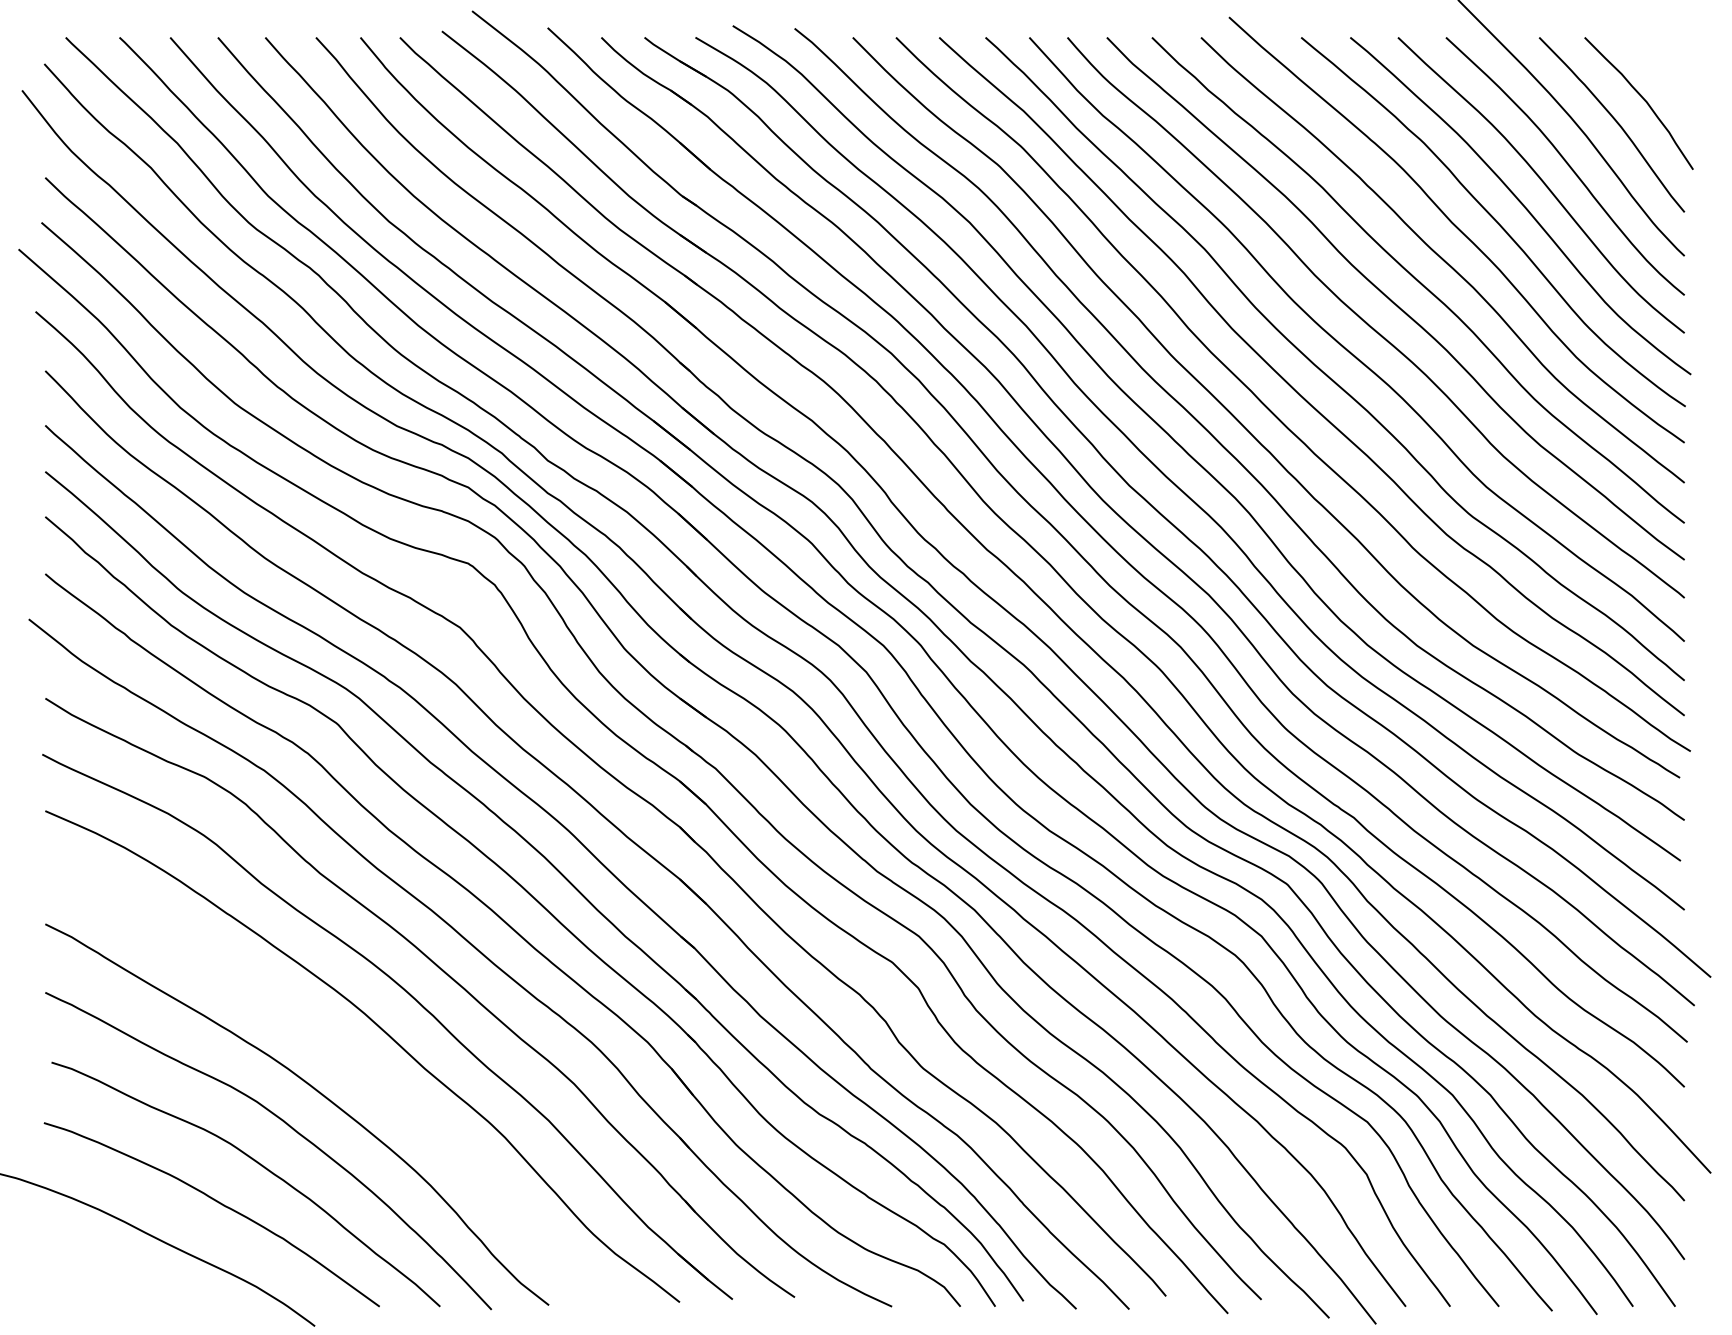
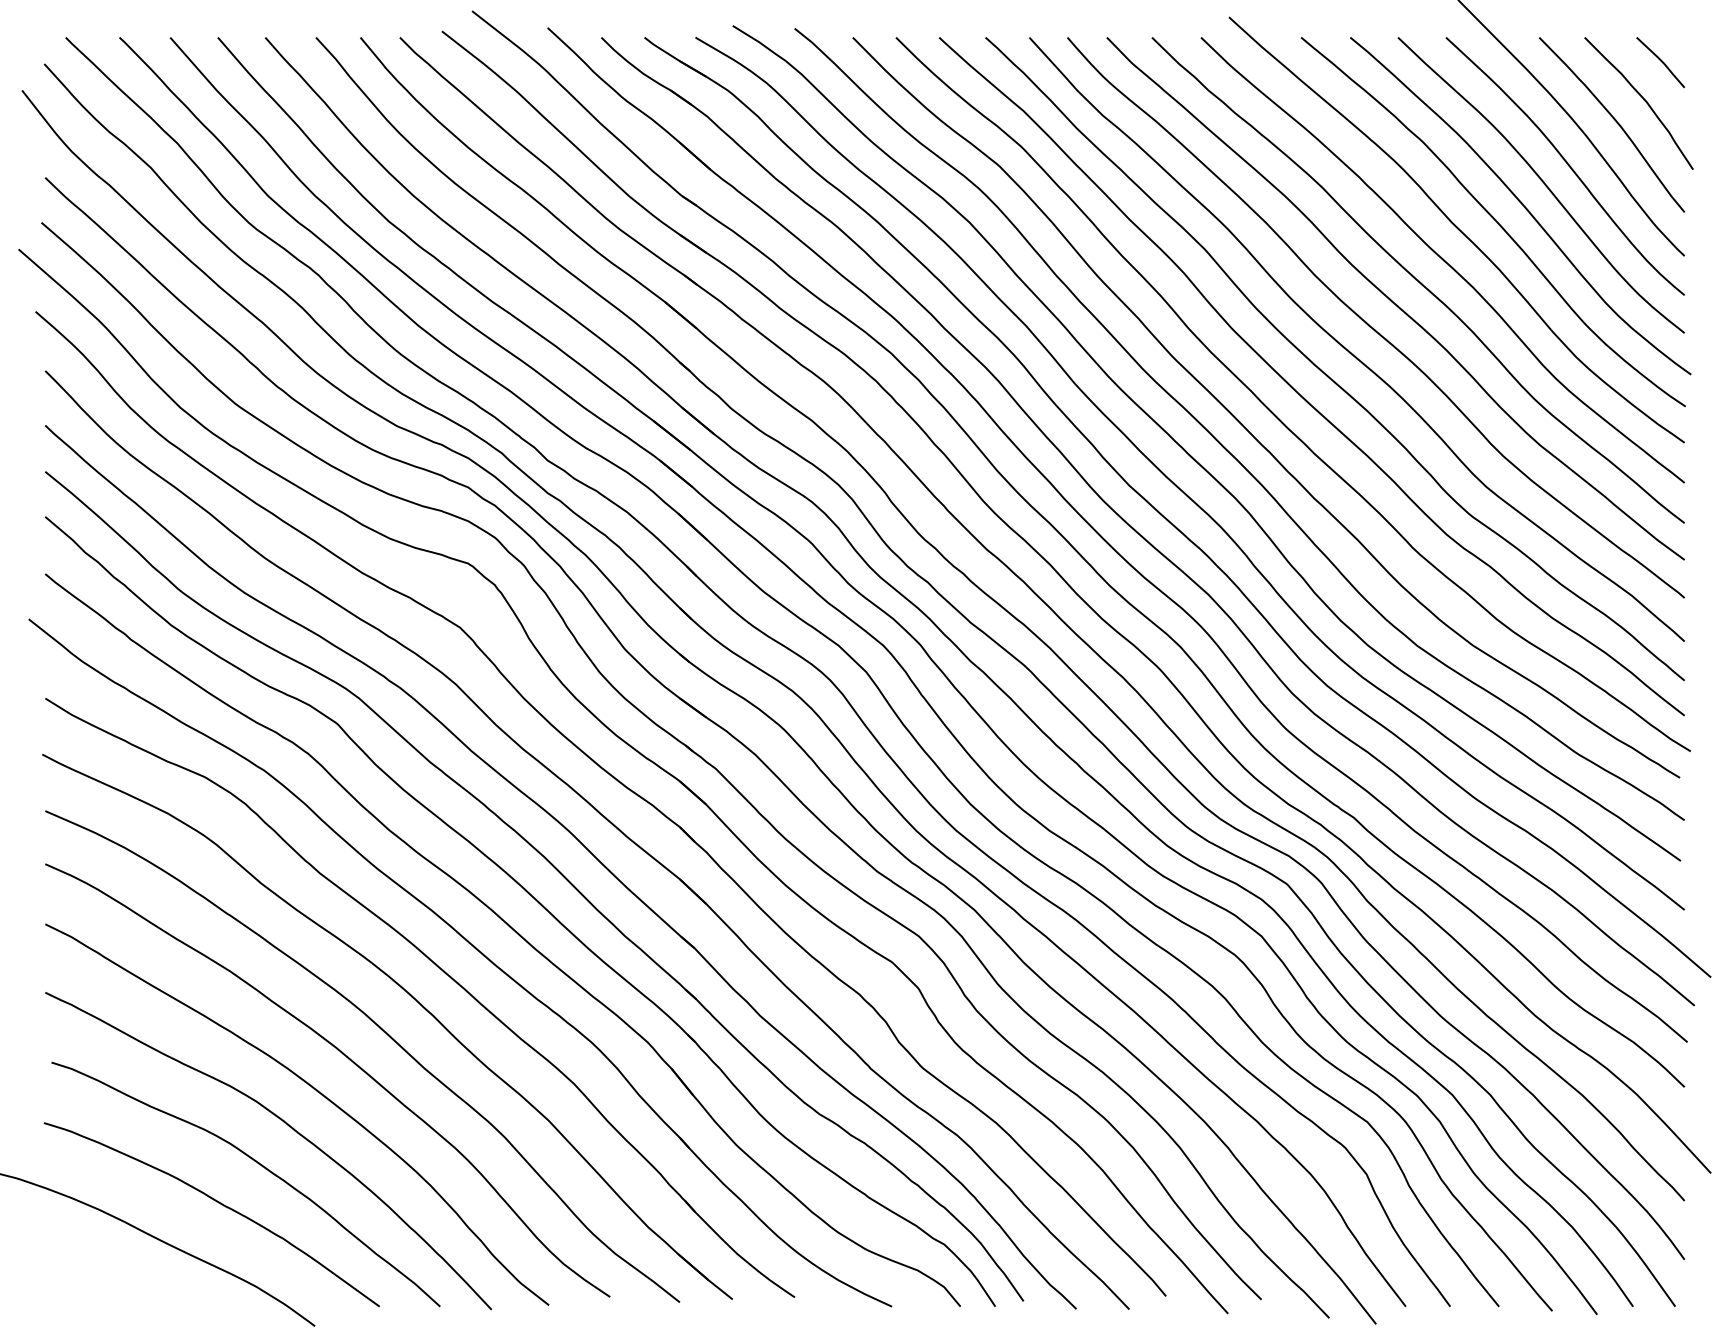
line: none -> present (1660, 61)
curve: none -> present (343, 1055)
